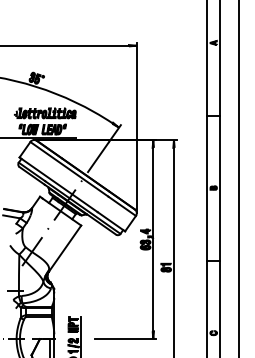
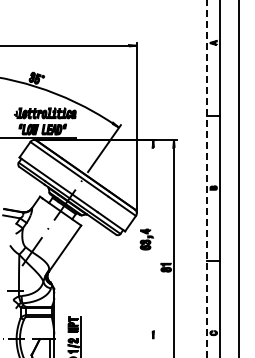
line: solid -> dashed (207, 178)
line: present -> none (153, 239)
line: present -> none (125, 339)
